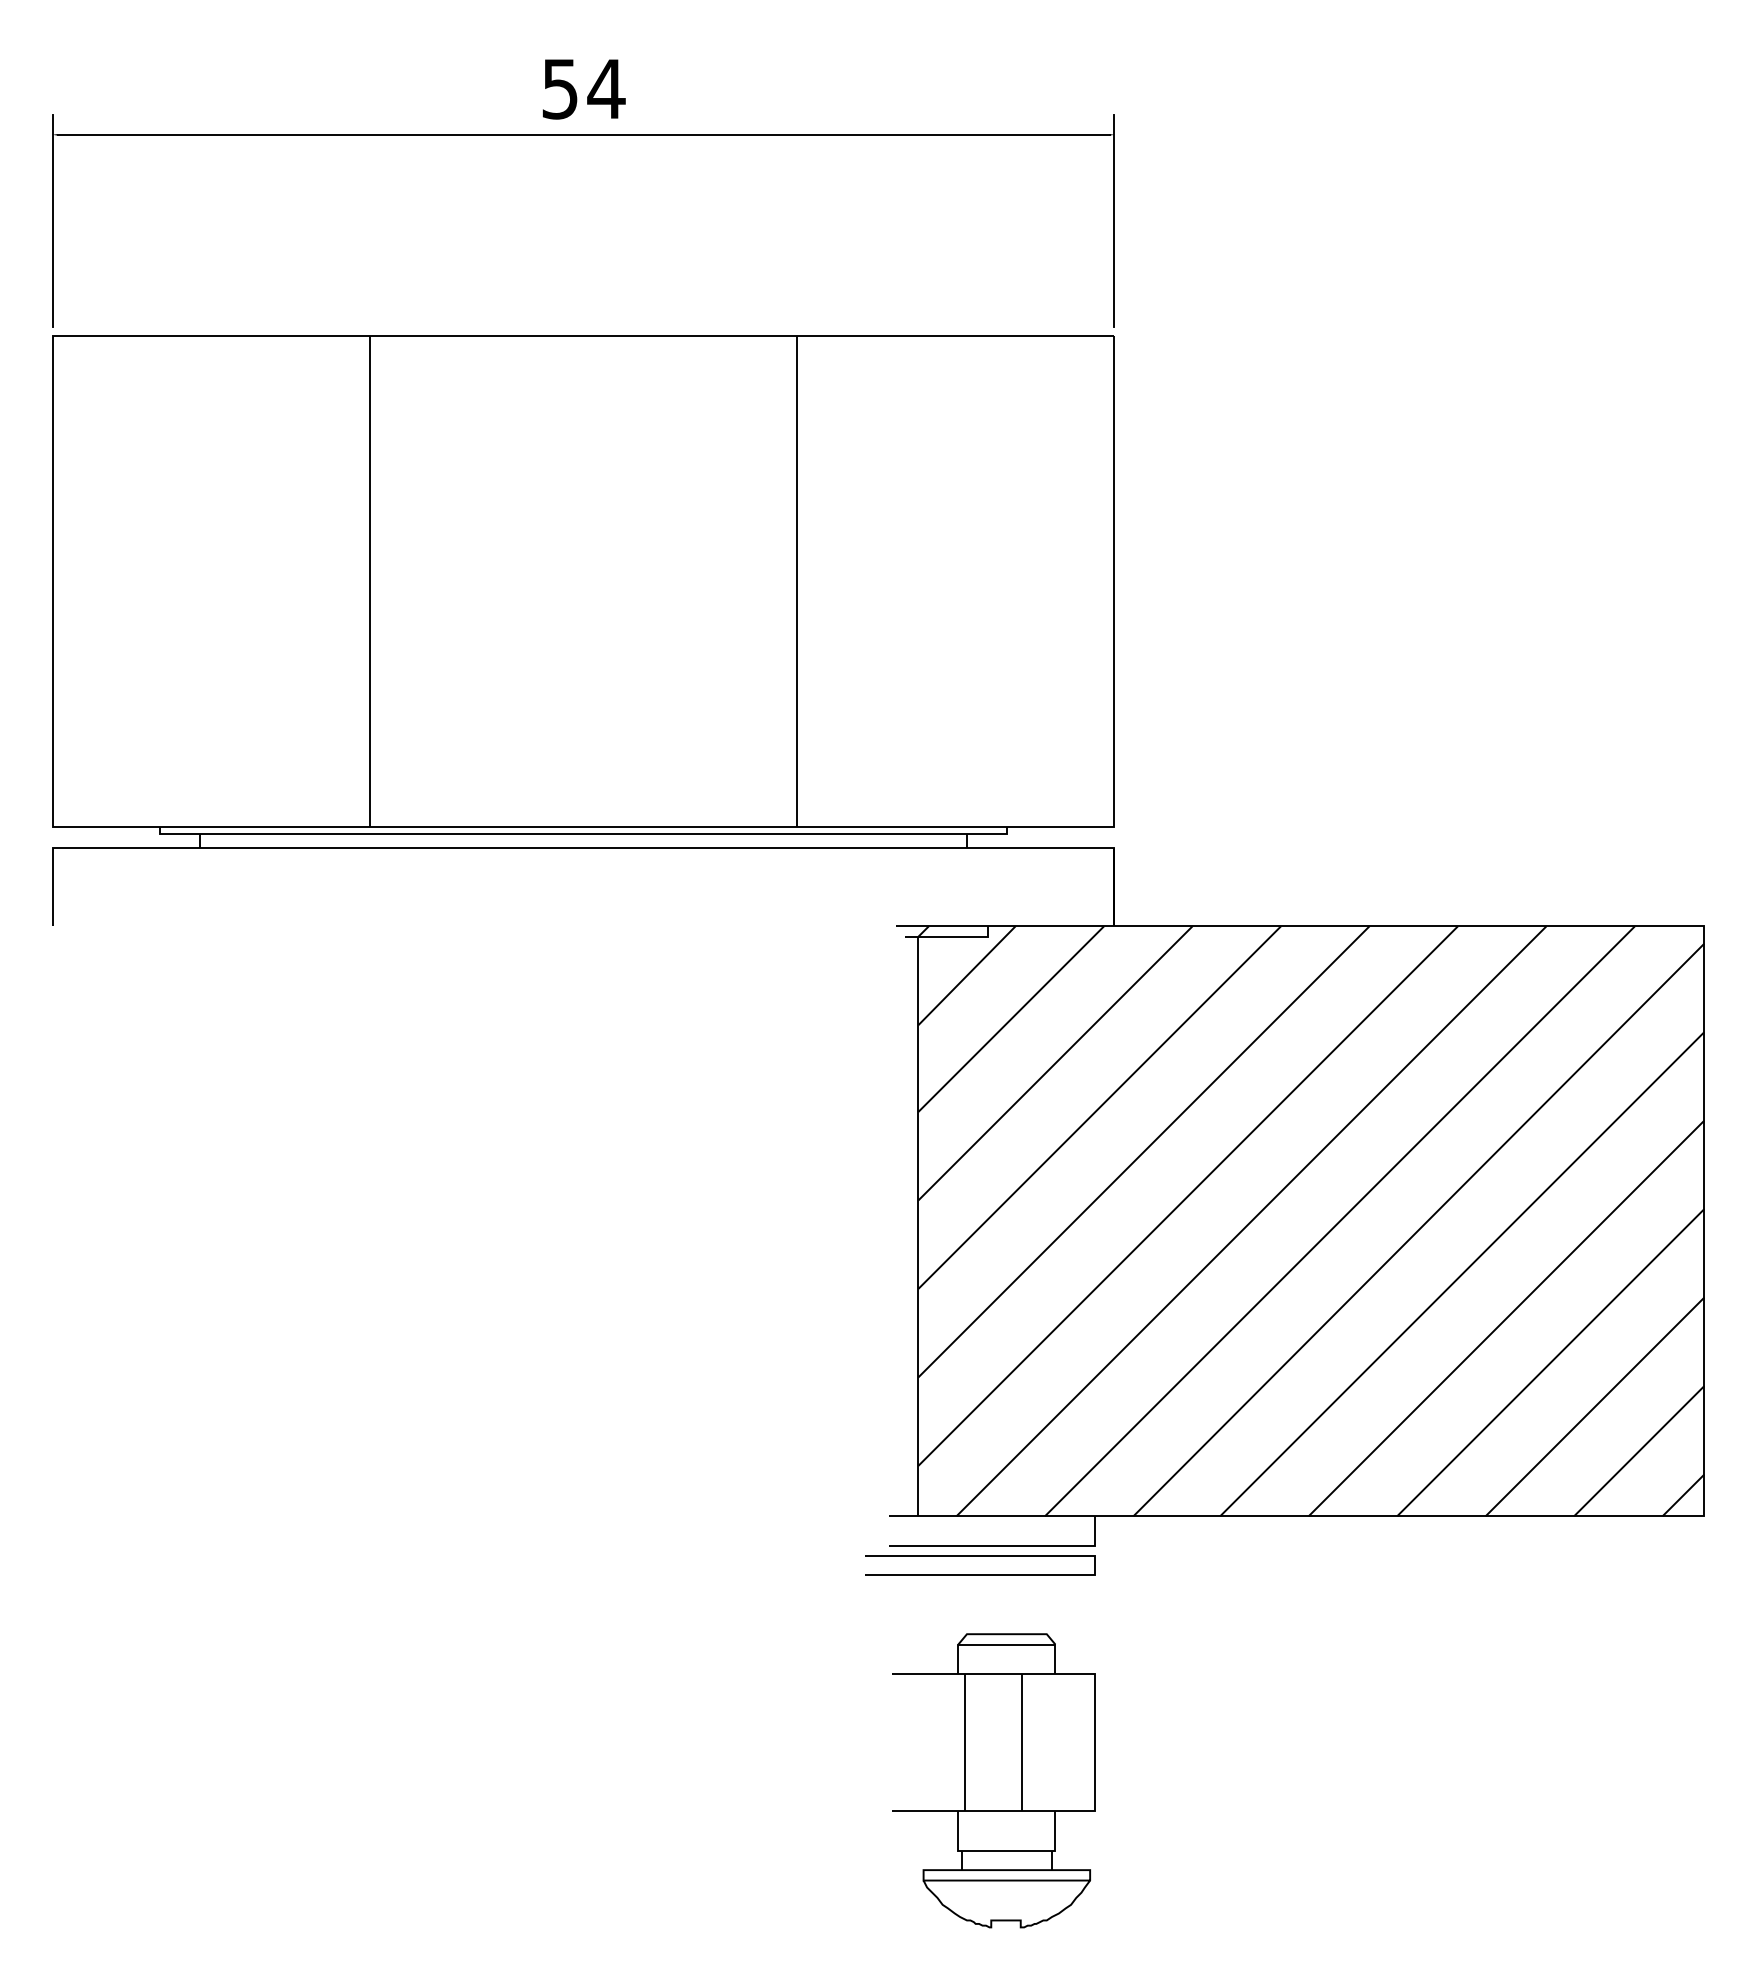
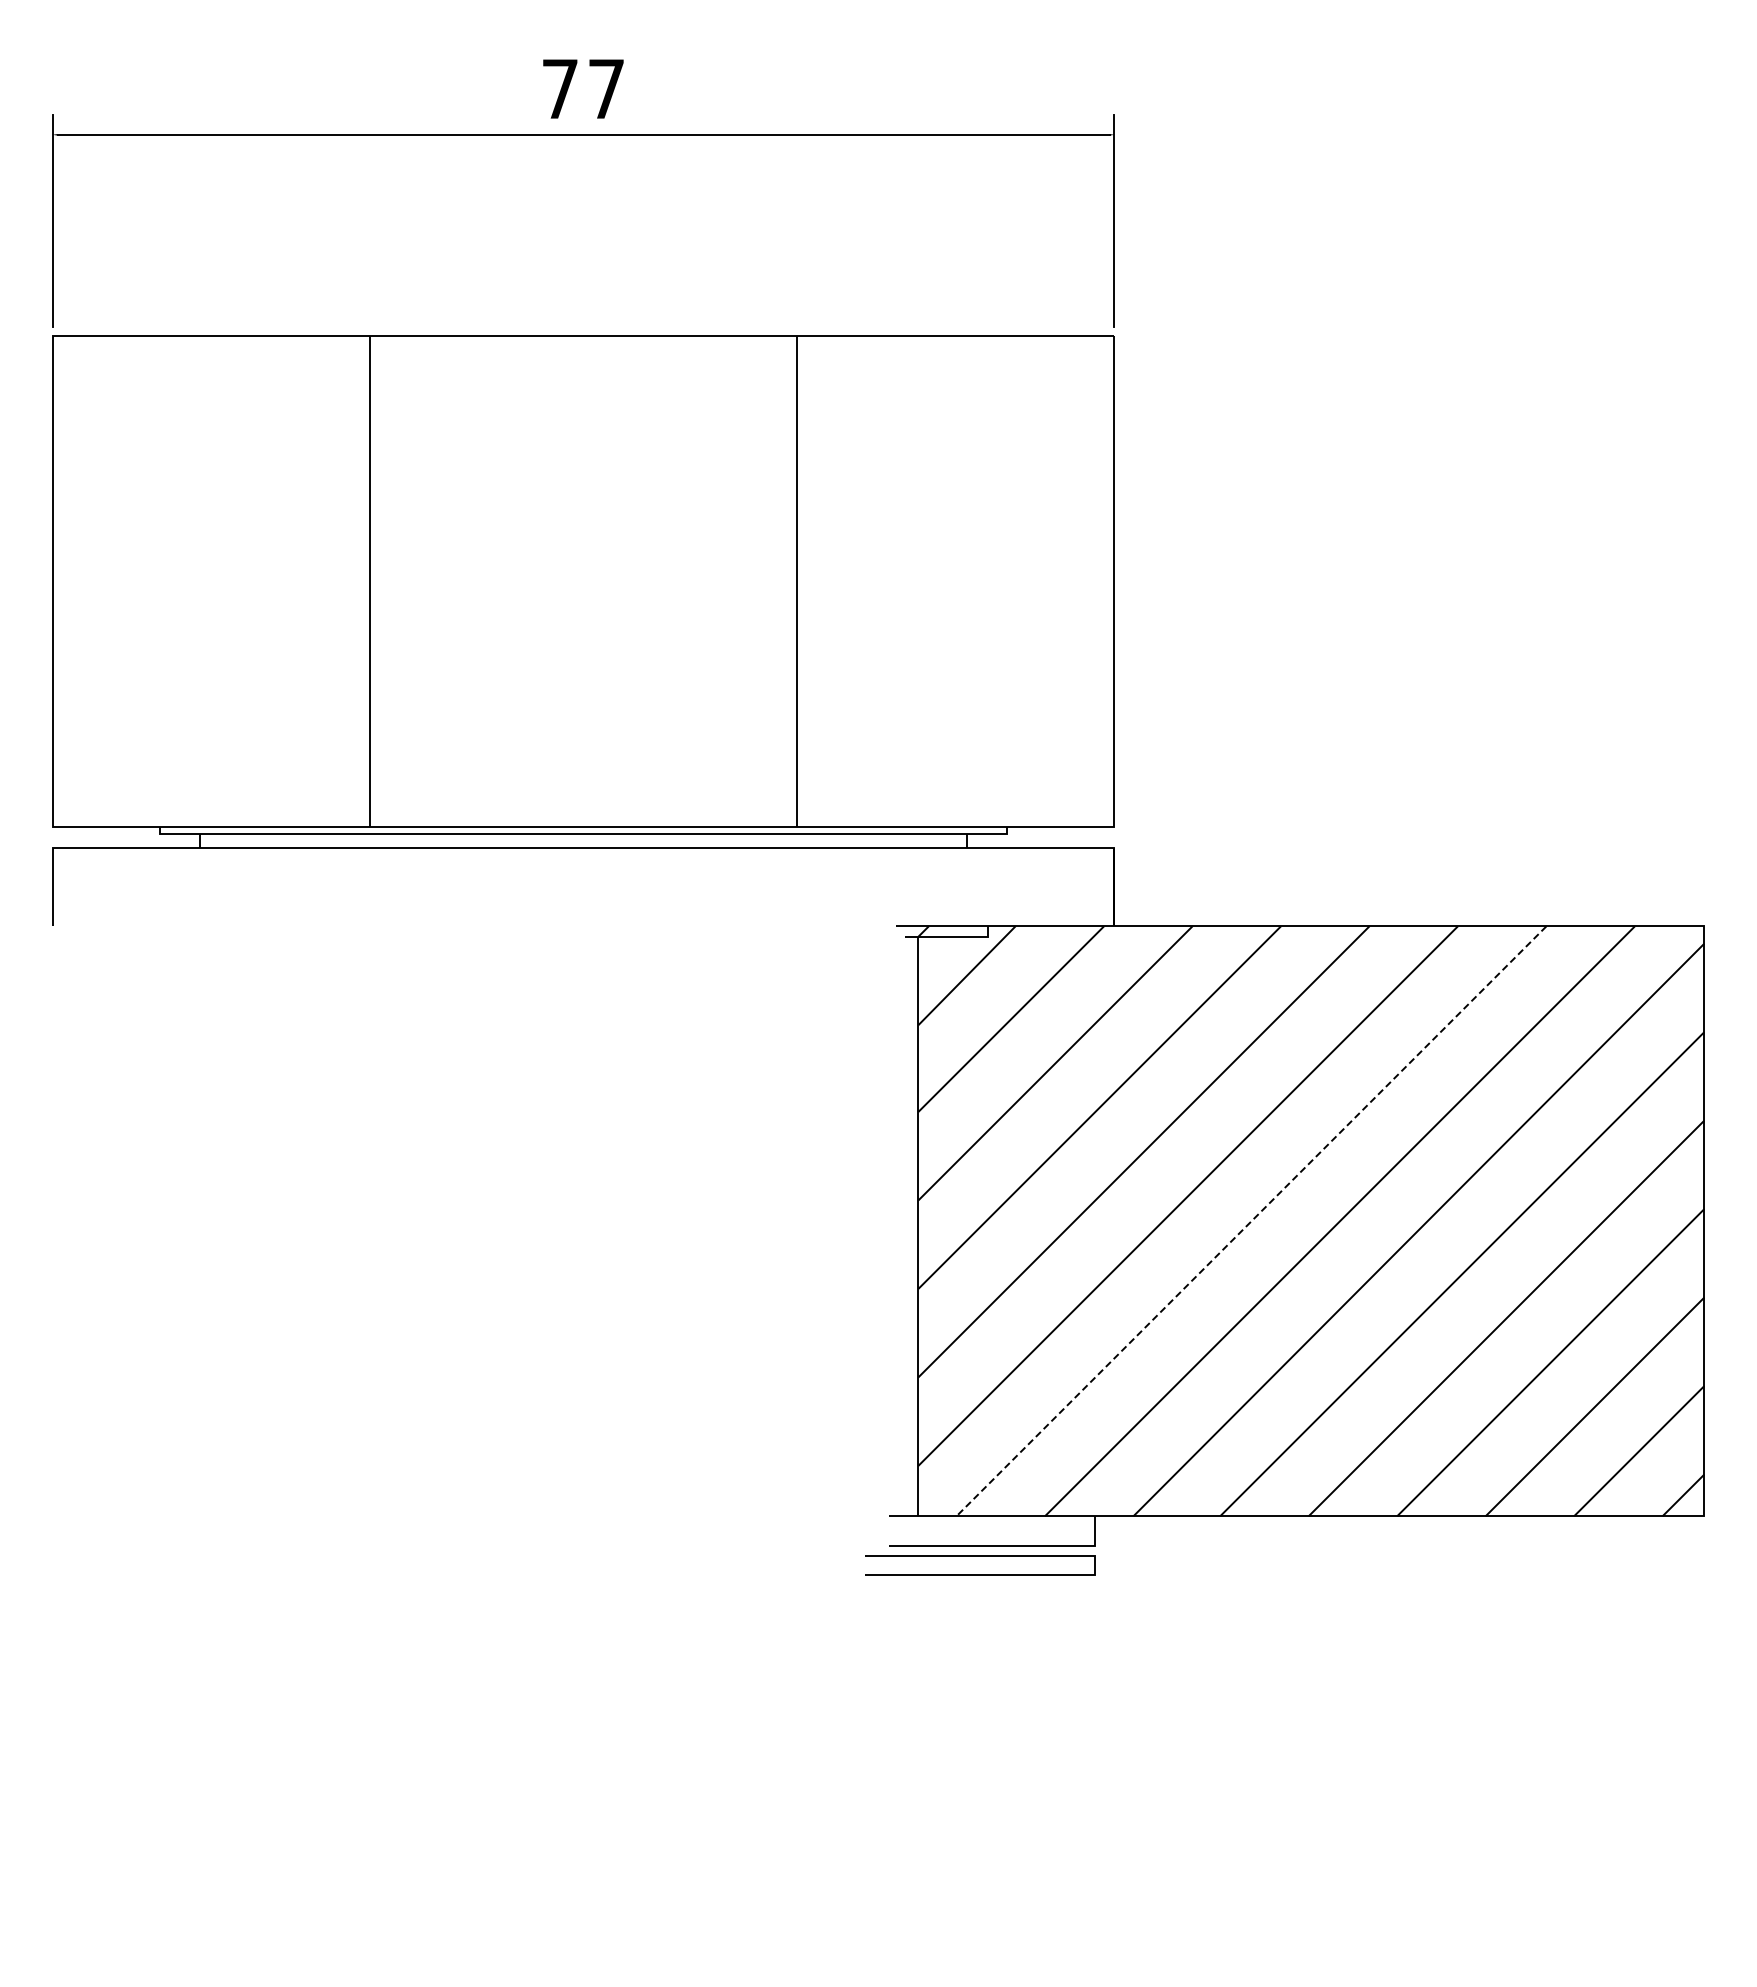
text: 54 -> 77 (583, 89)
line: solid -> dashed (1251, 1221)
part: present -> none (993, 1780)
